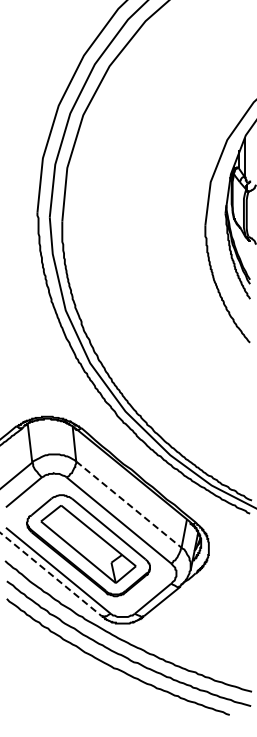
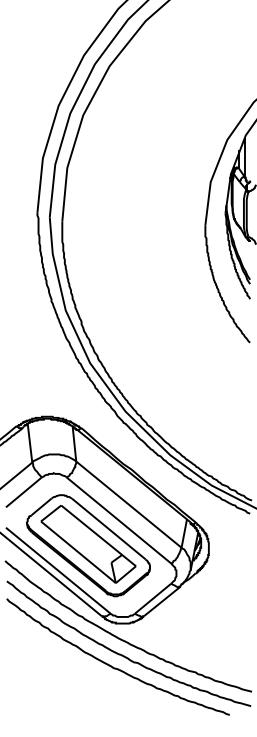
line: dashed -> solid (129, 504)
line: dashed -> solid (51, 574)
